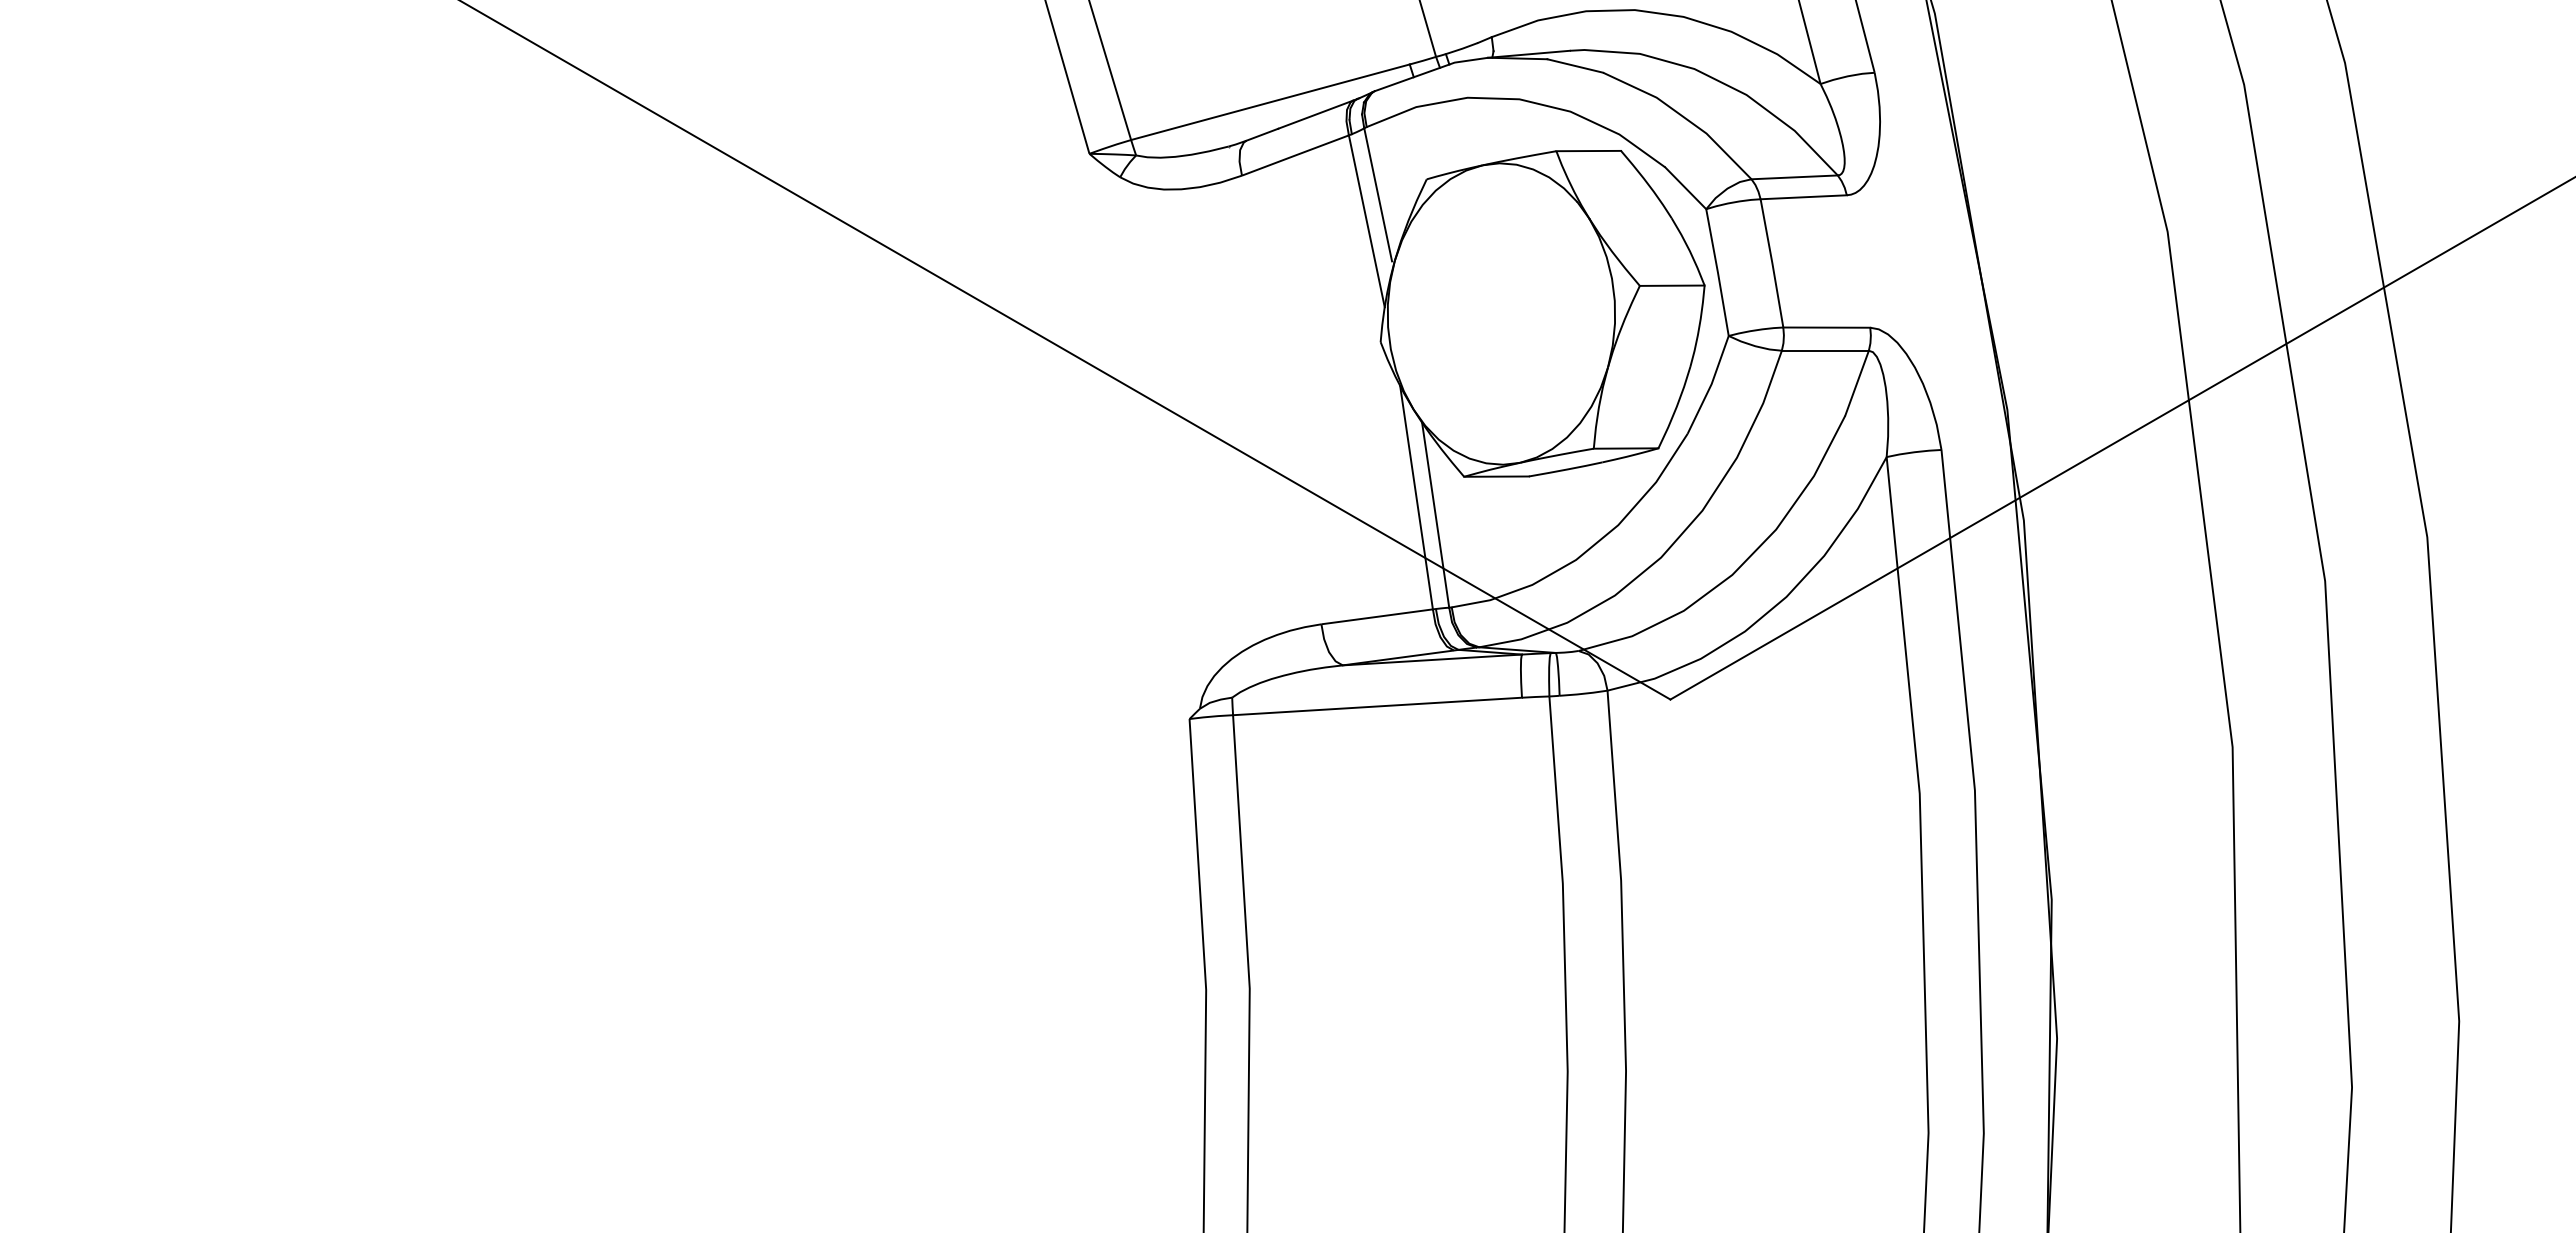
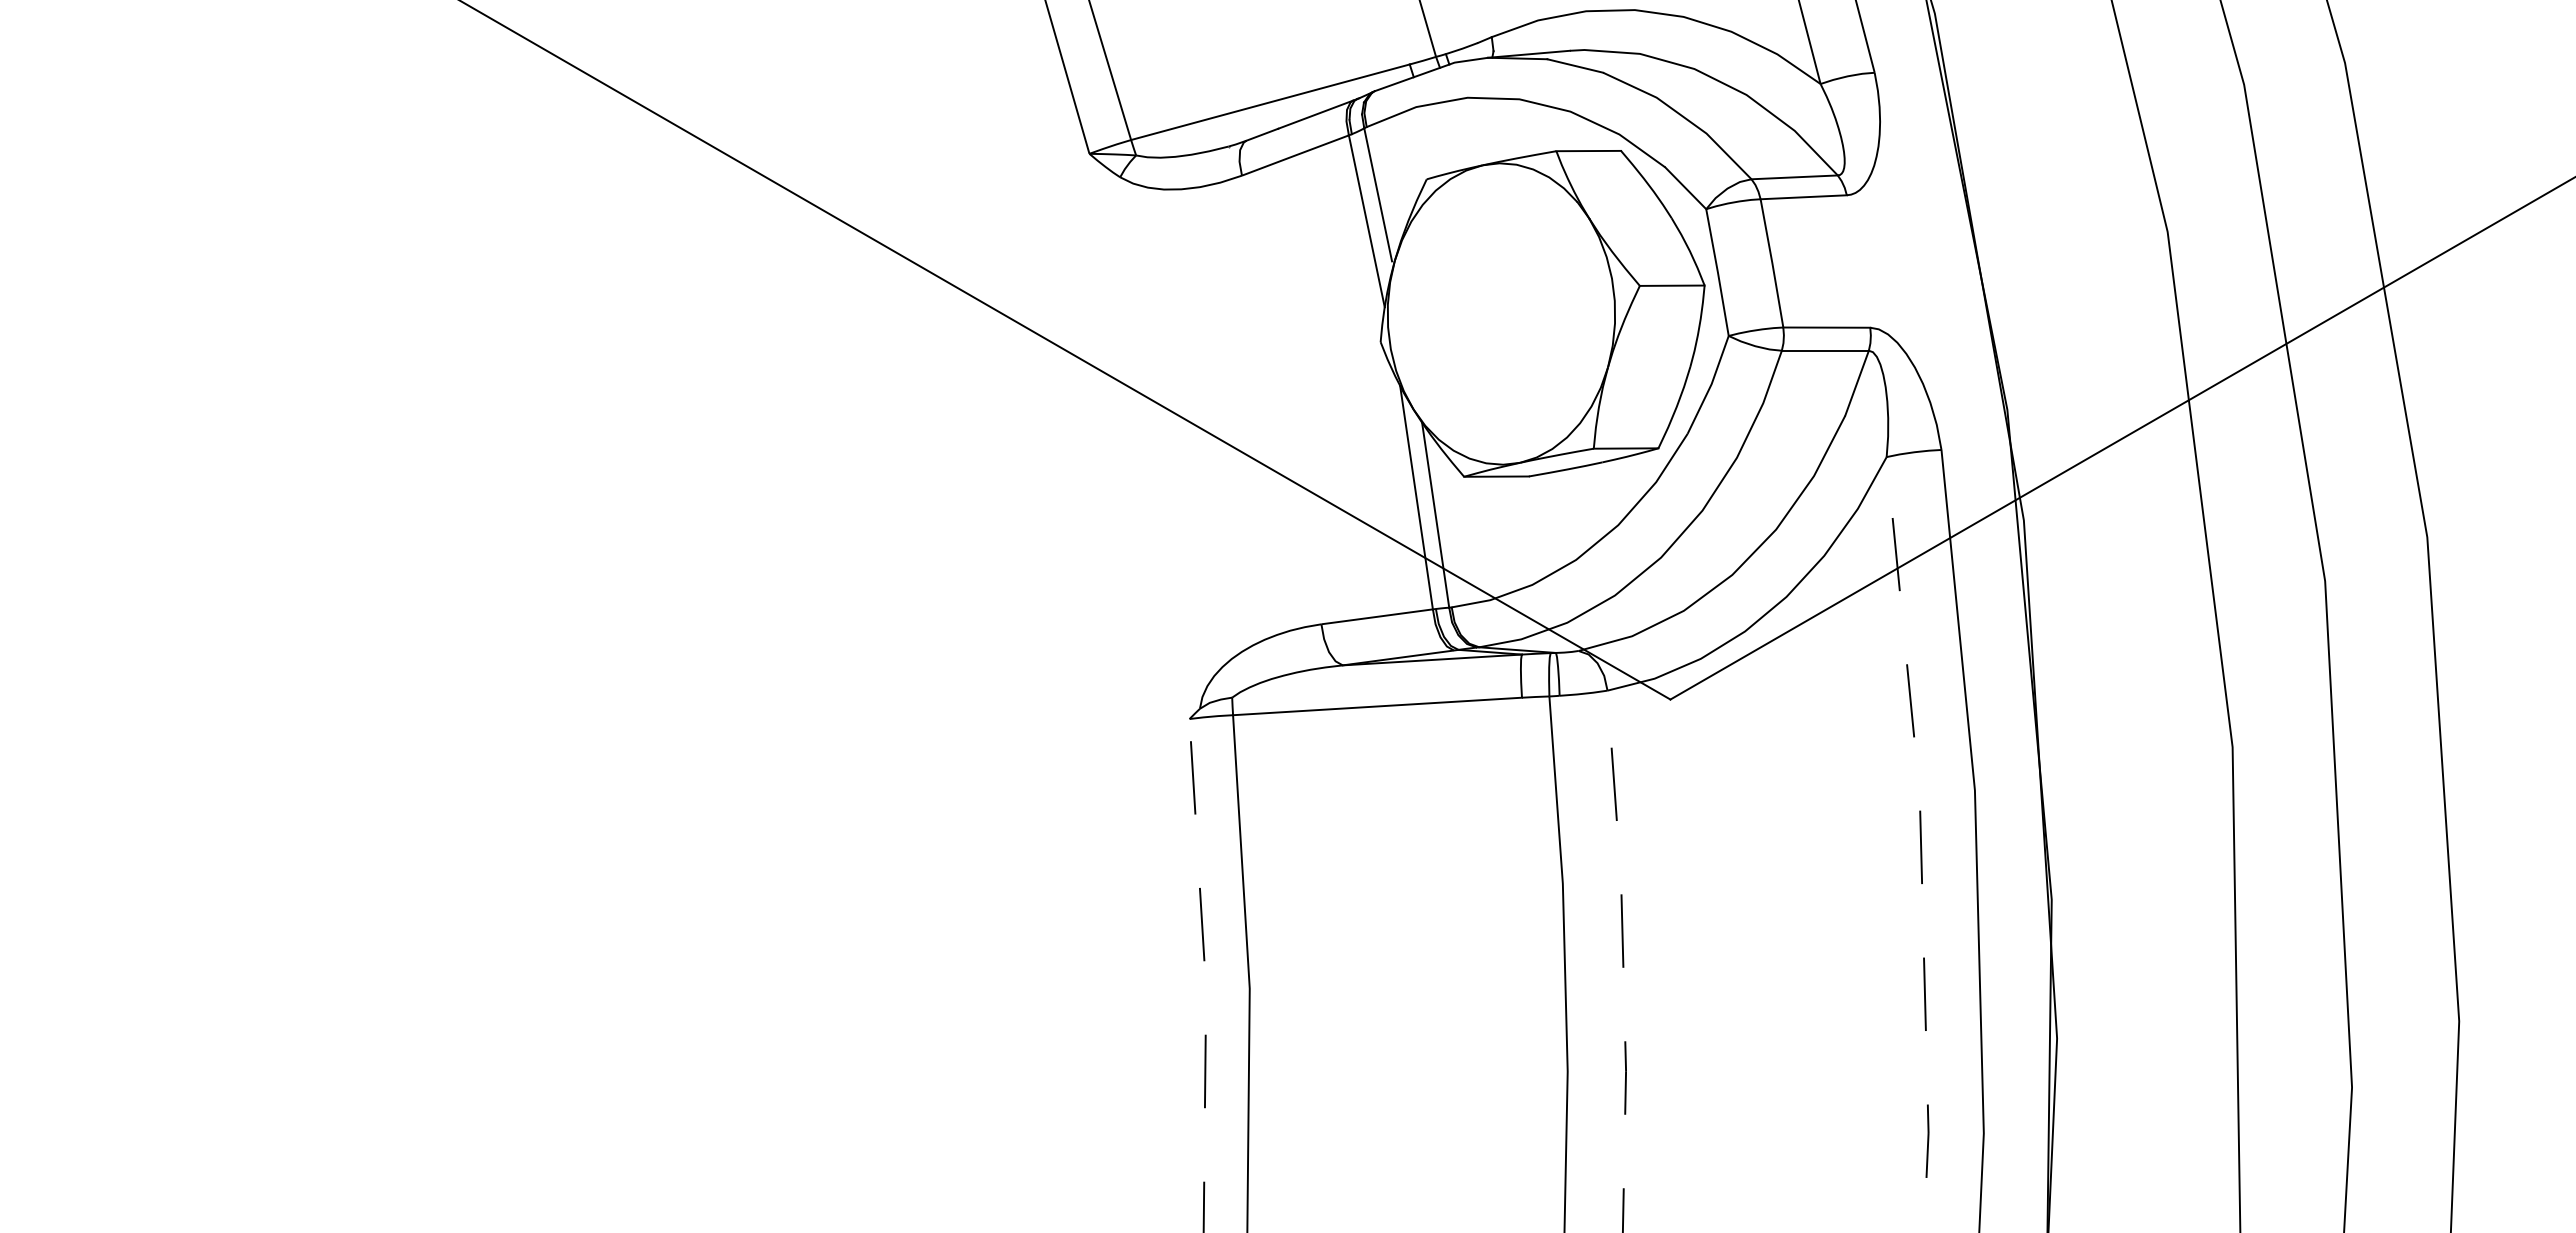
line: solid -> dashed (1921, 843)
line: solid -> dashed (1623, 961)
line: solid -> dashed (1205, 975)
